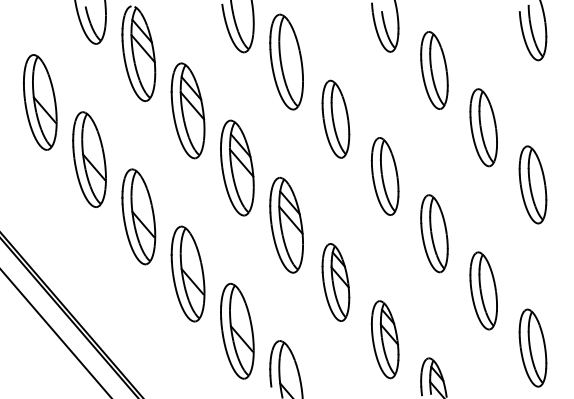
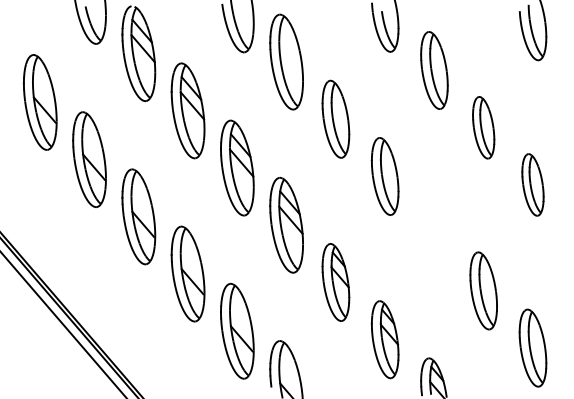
part size: 29x80 px -> 24x64 px (483, 127)
part size: 30x80 px -> 24x64 px (532, 184)
part: present -> none (434, 233)
line position: (55, 333) -> (63, 324) (63, 324)
